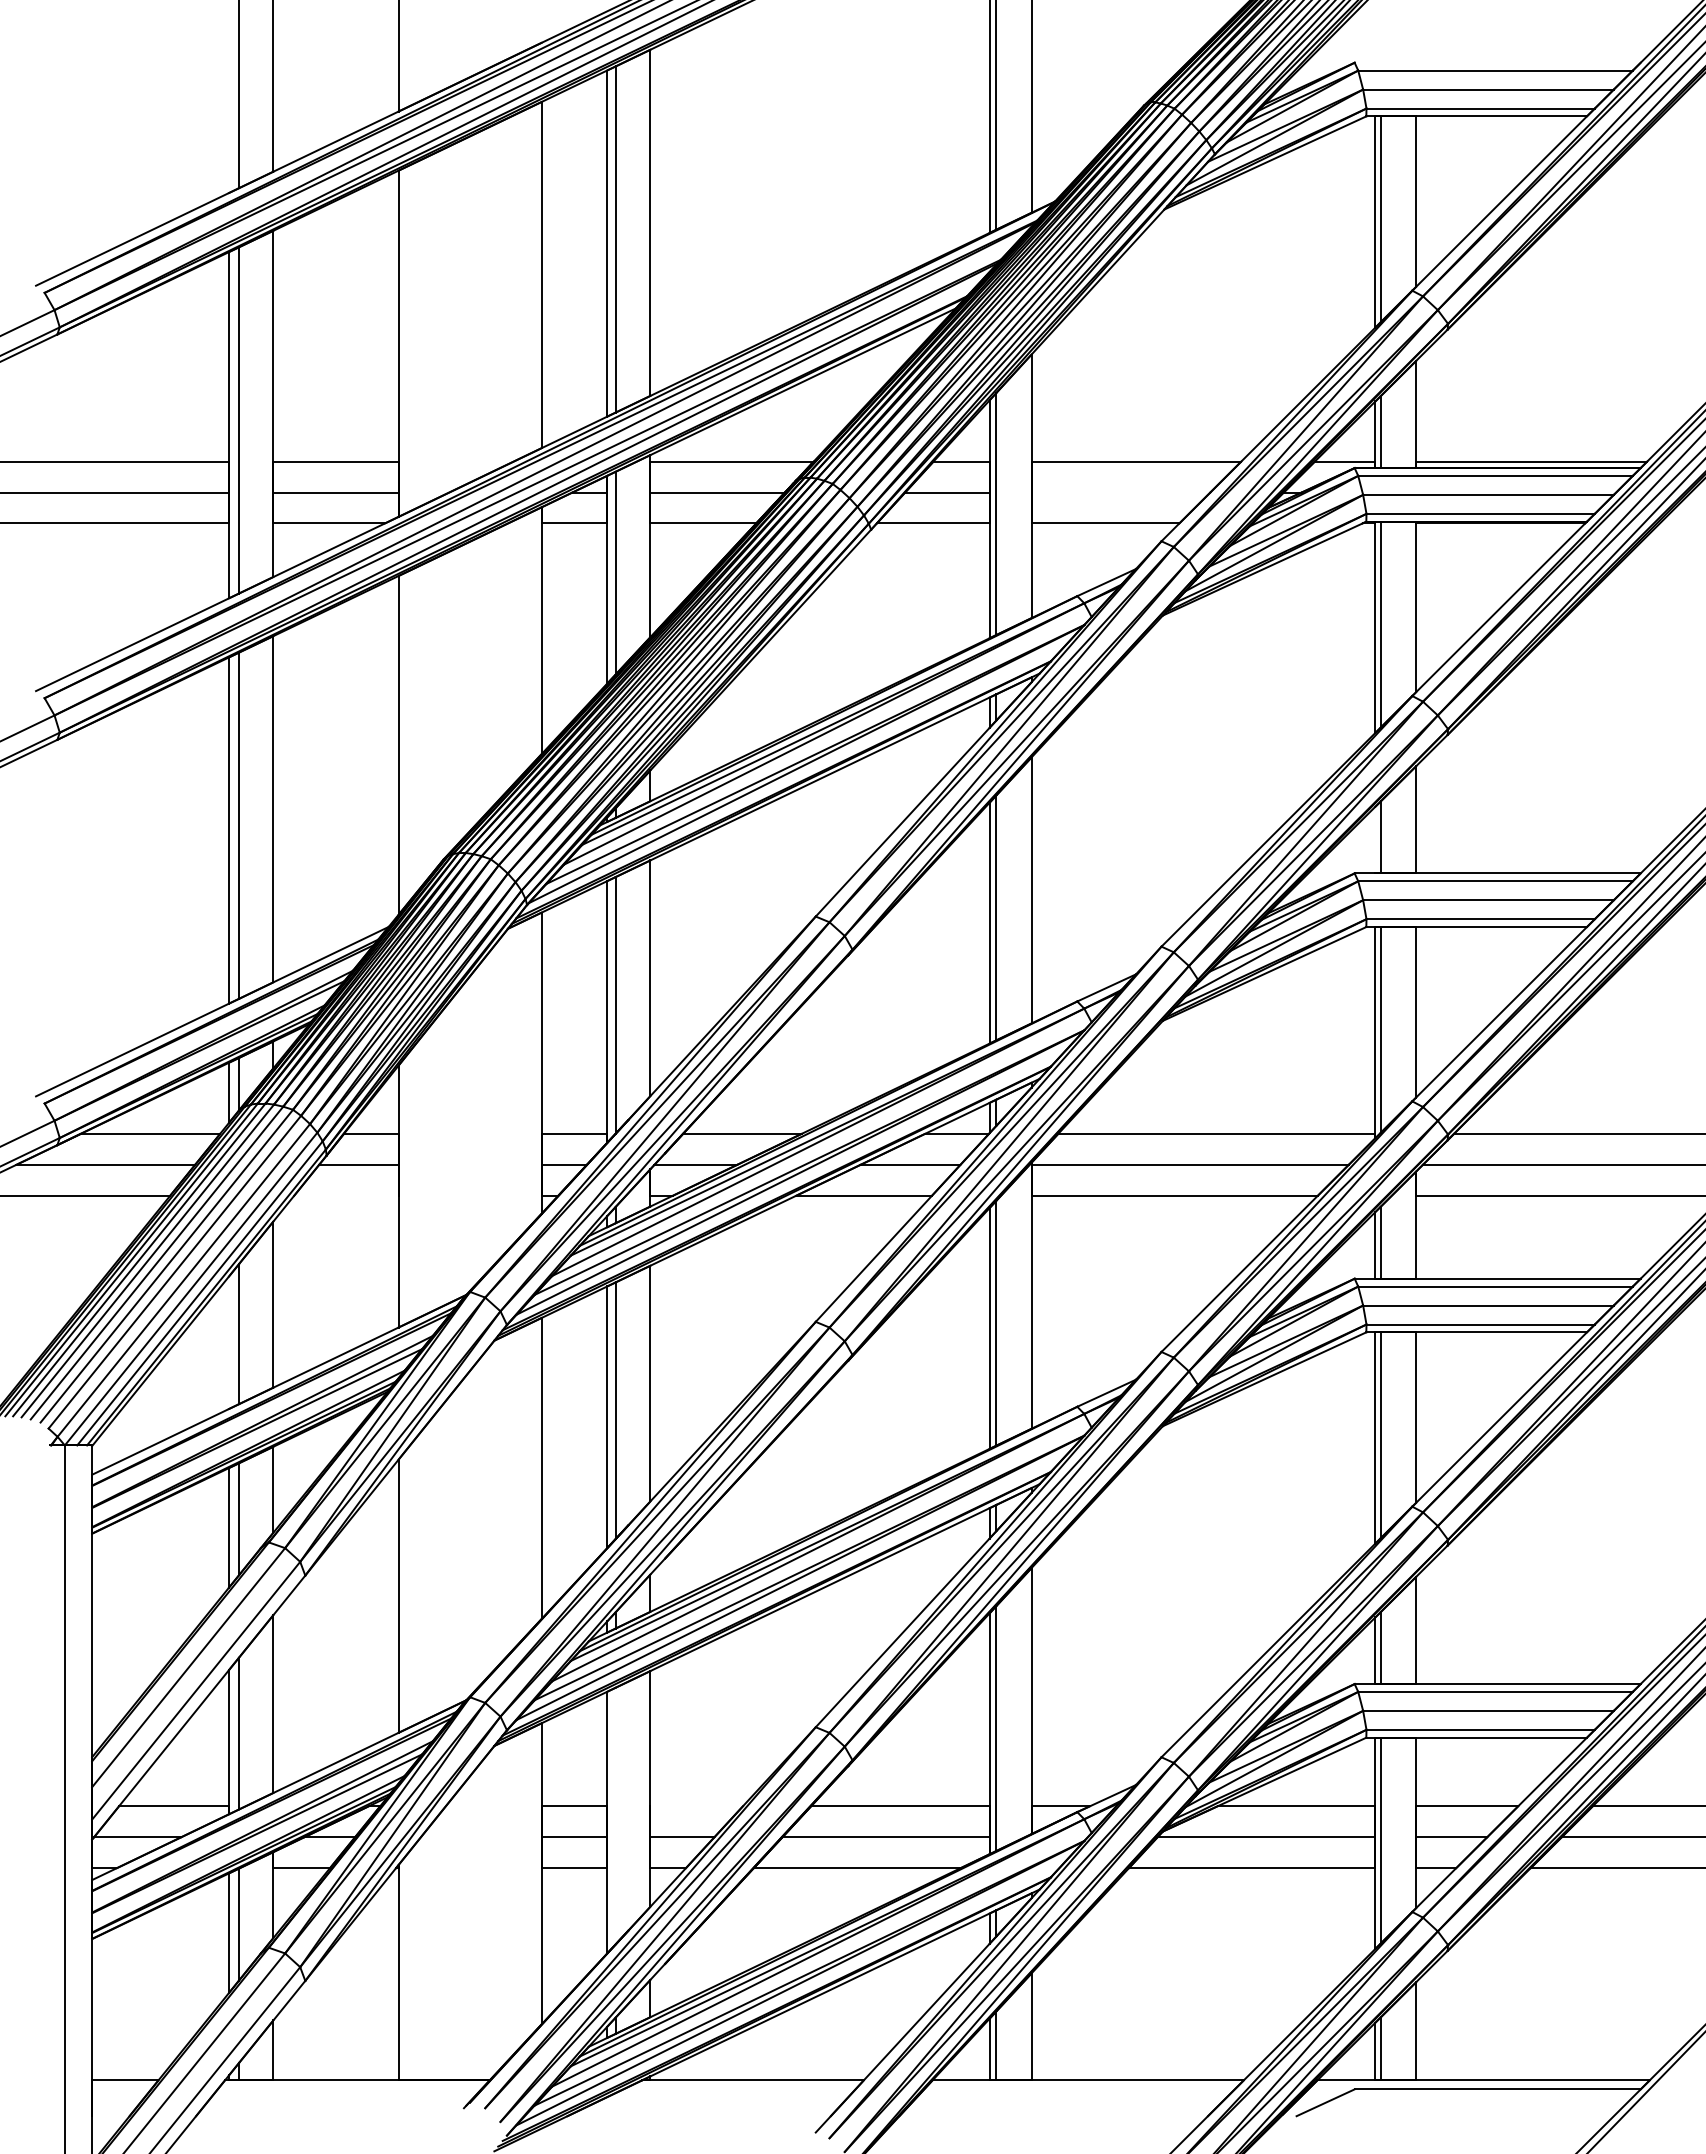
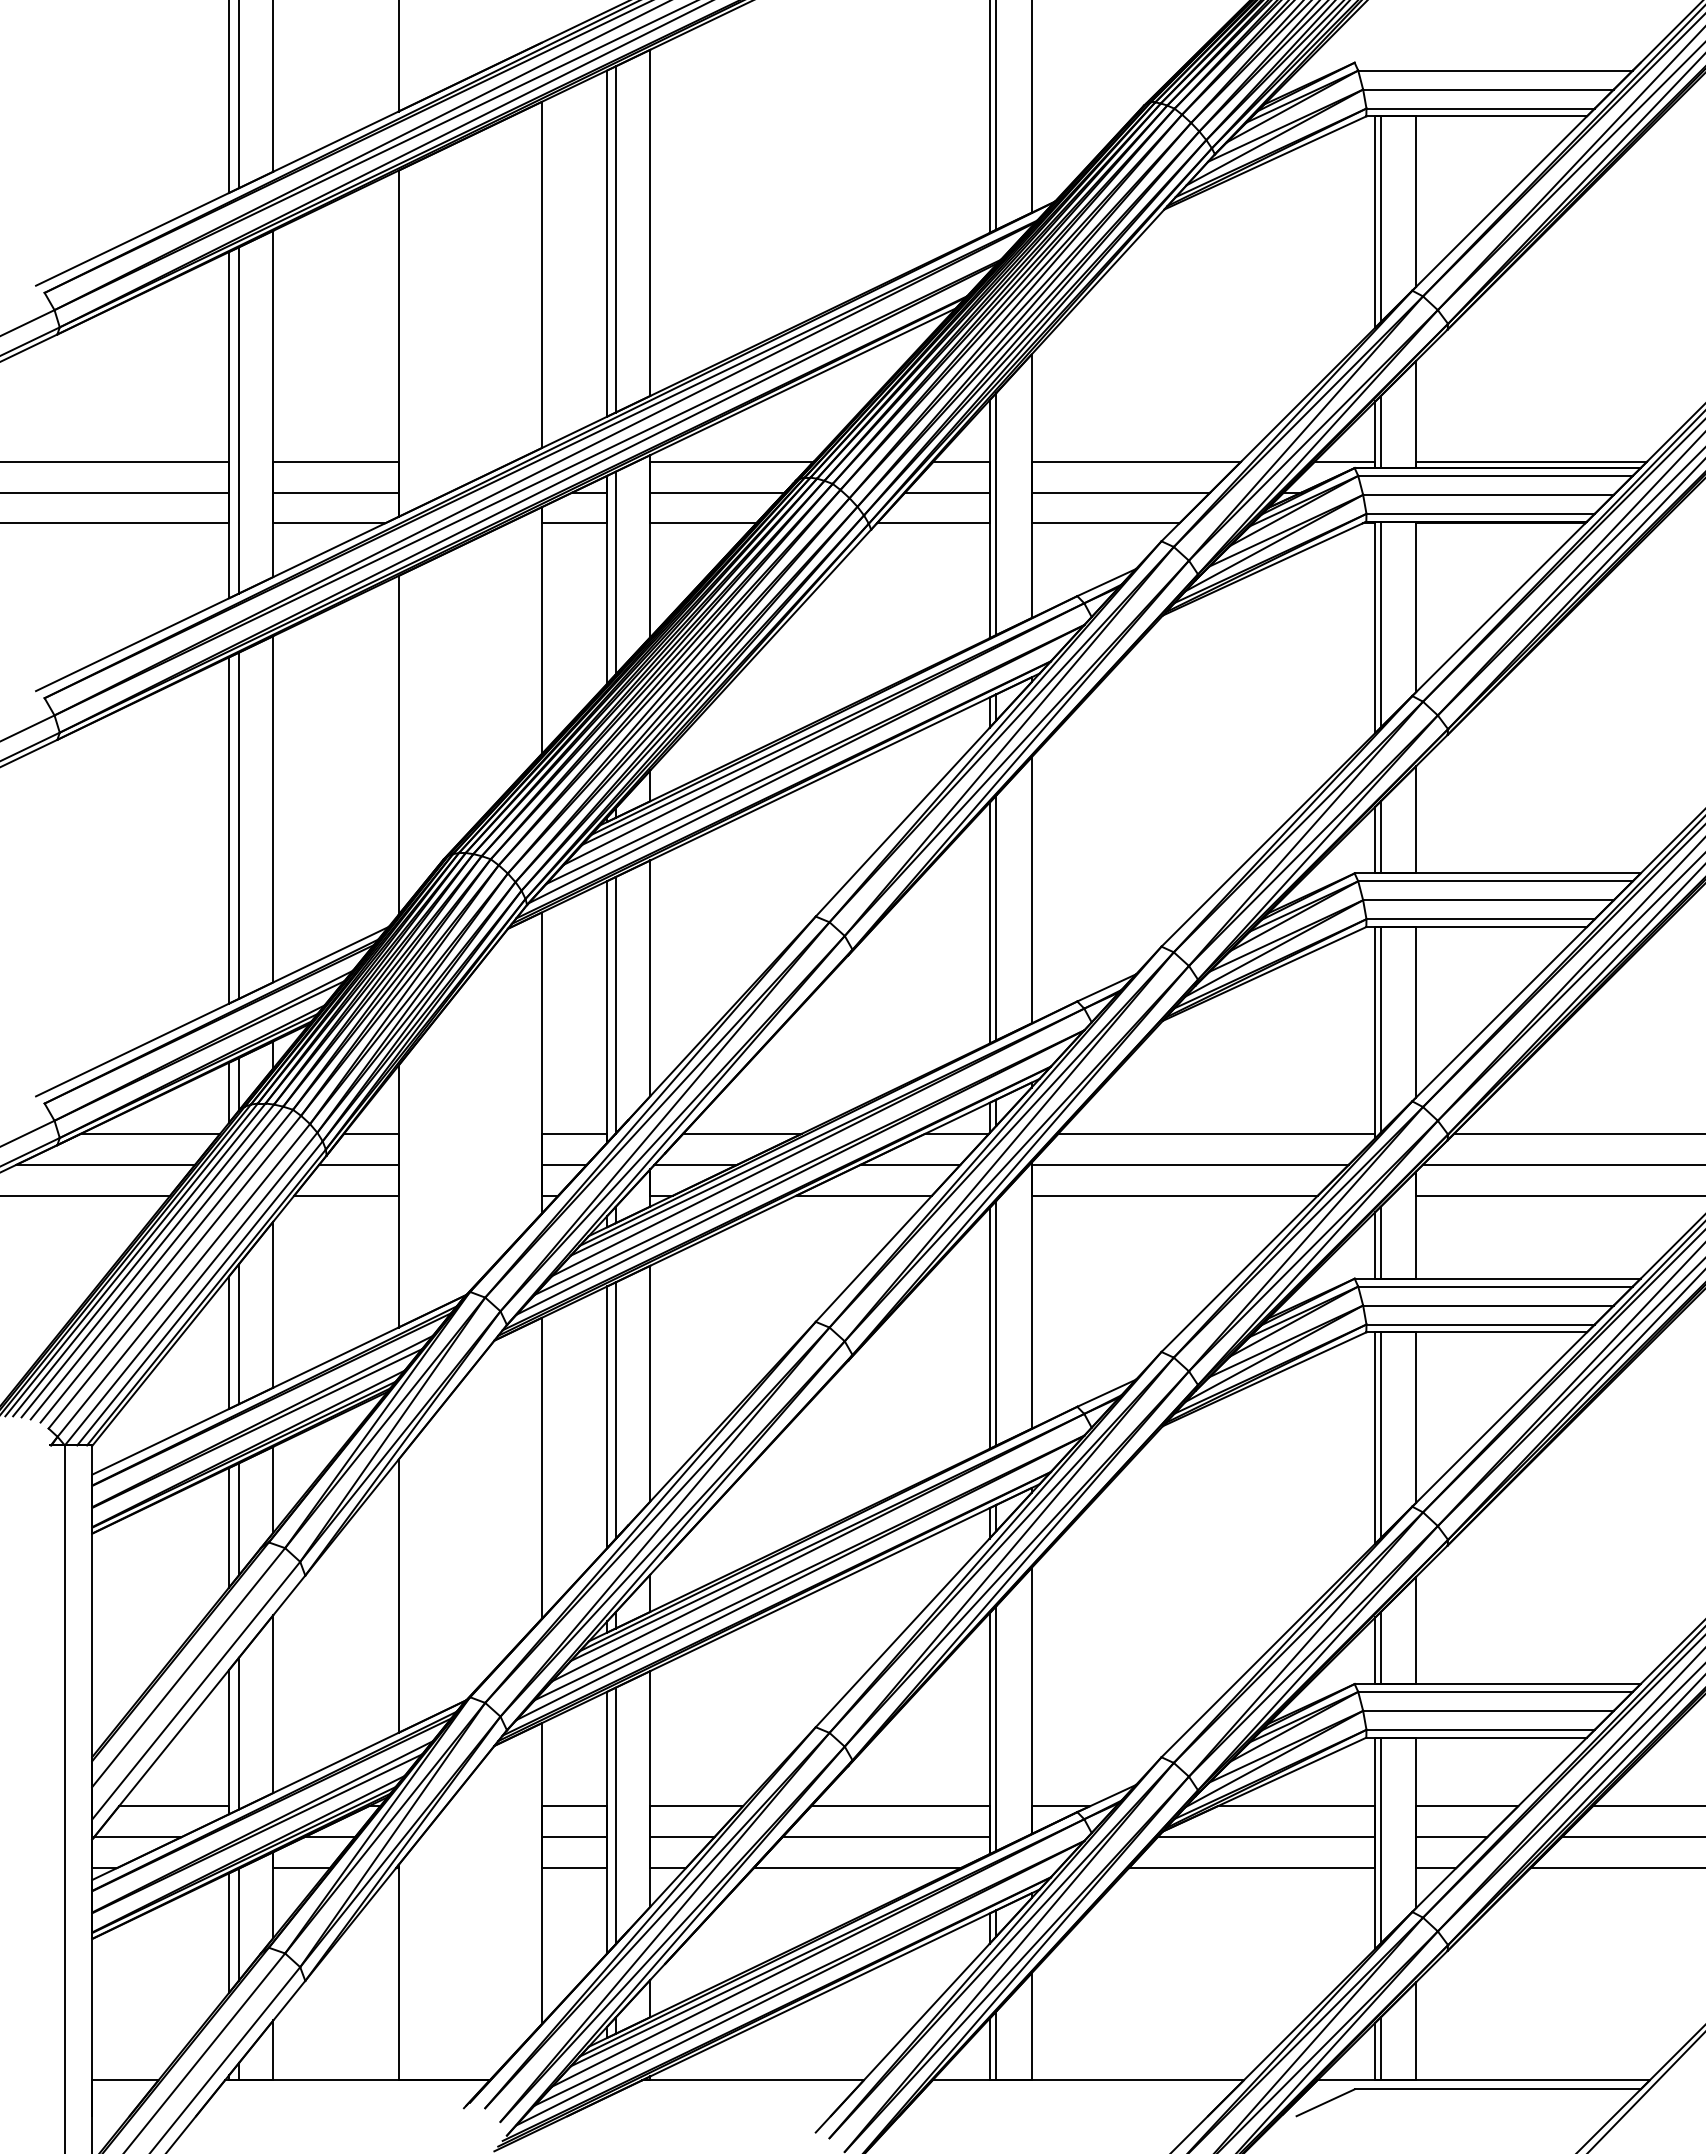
line: none -> present (229, 97)
line: none -> present (1120, 492)
line: none -> present (1375, 839)
line: none -> present (346, 1195)
line: none -> present (229, 1342)
line: none -> present (696, 1806)
line: none -> present (615, 1815)
